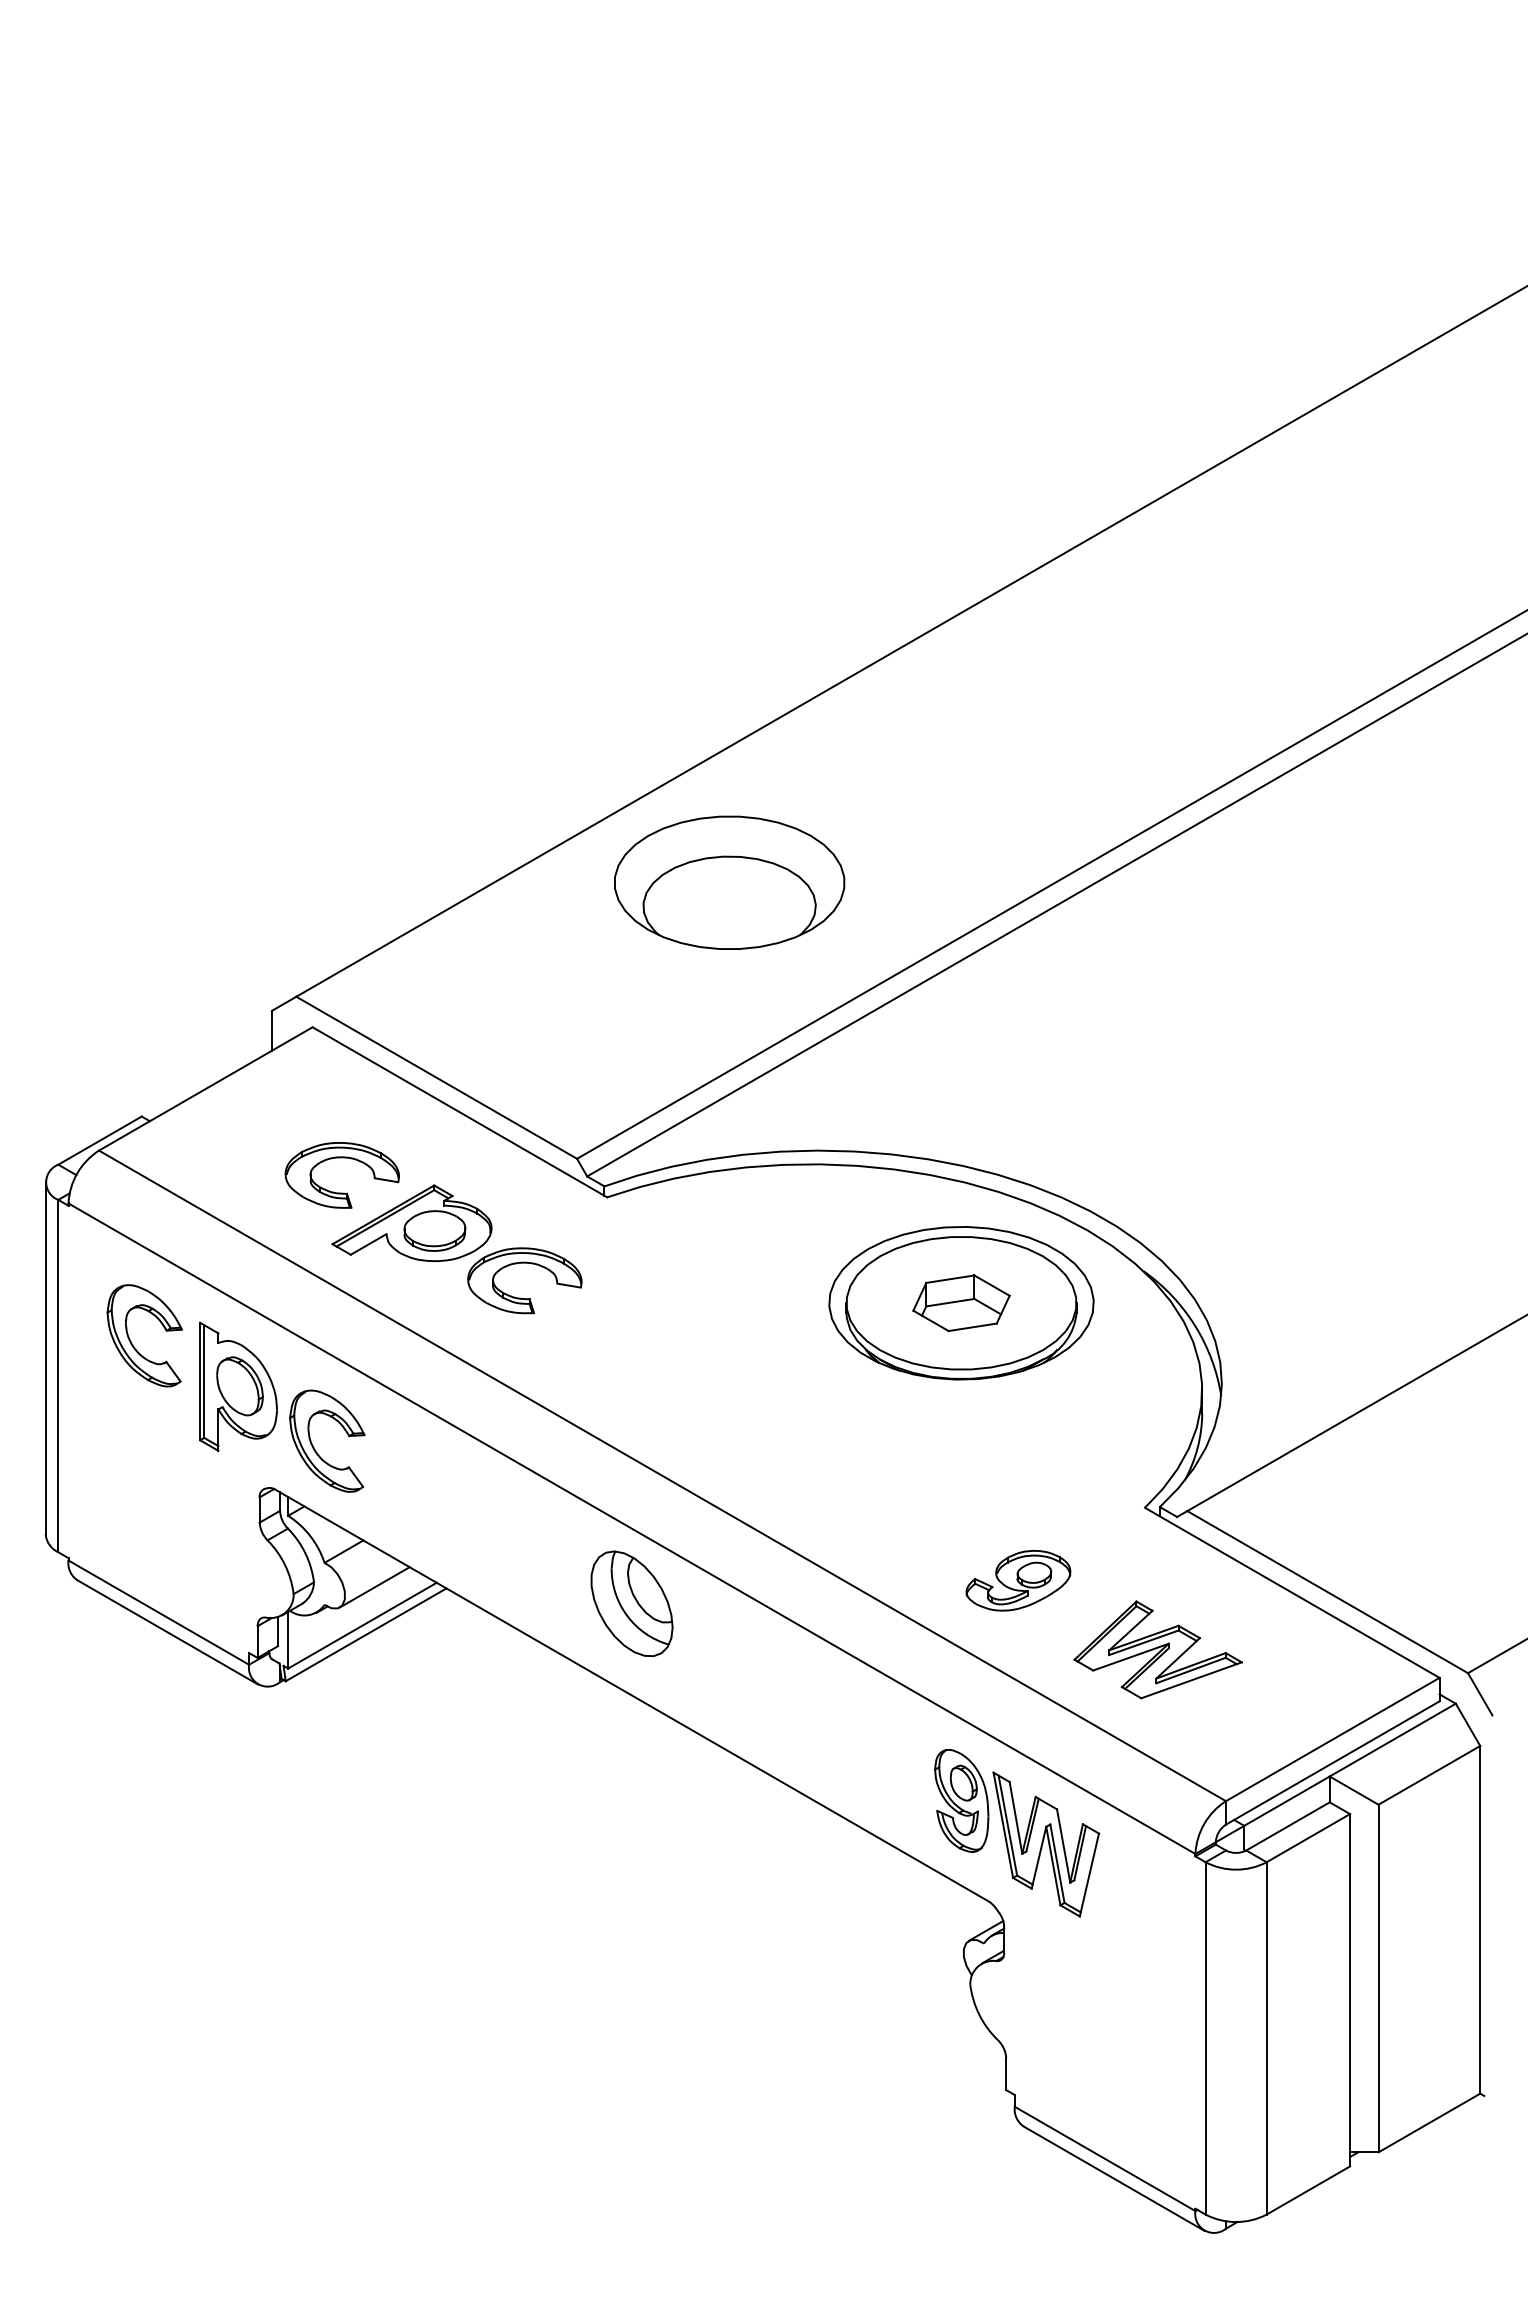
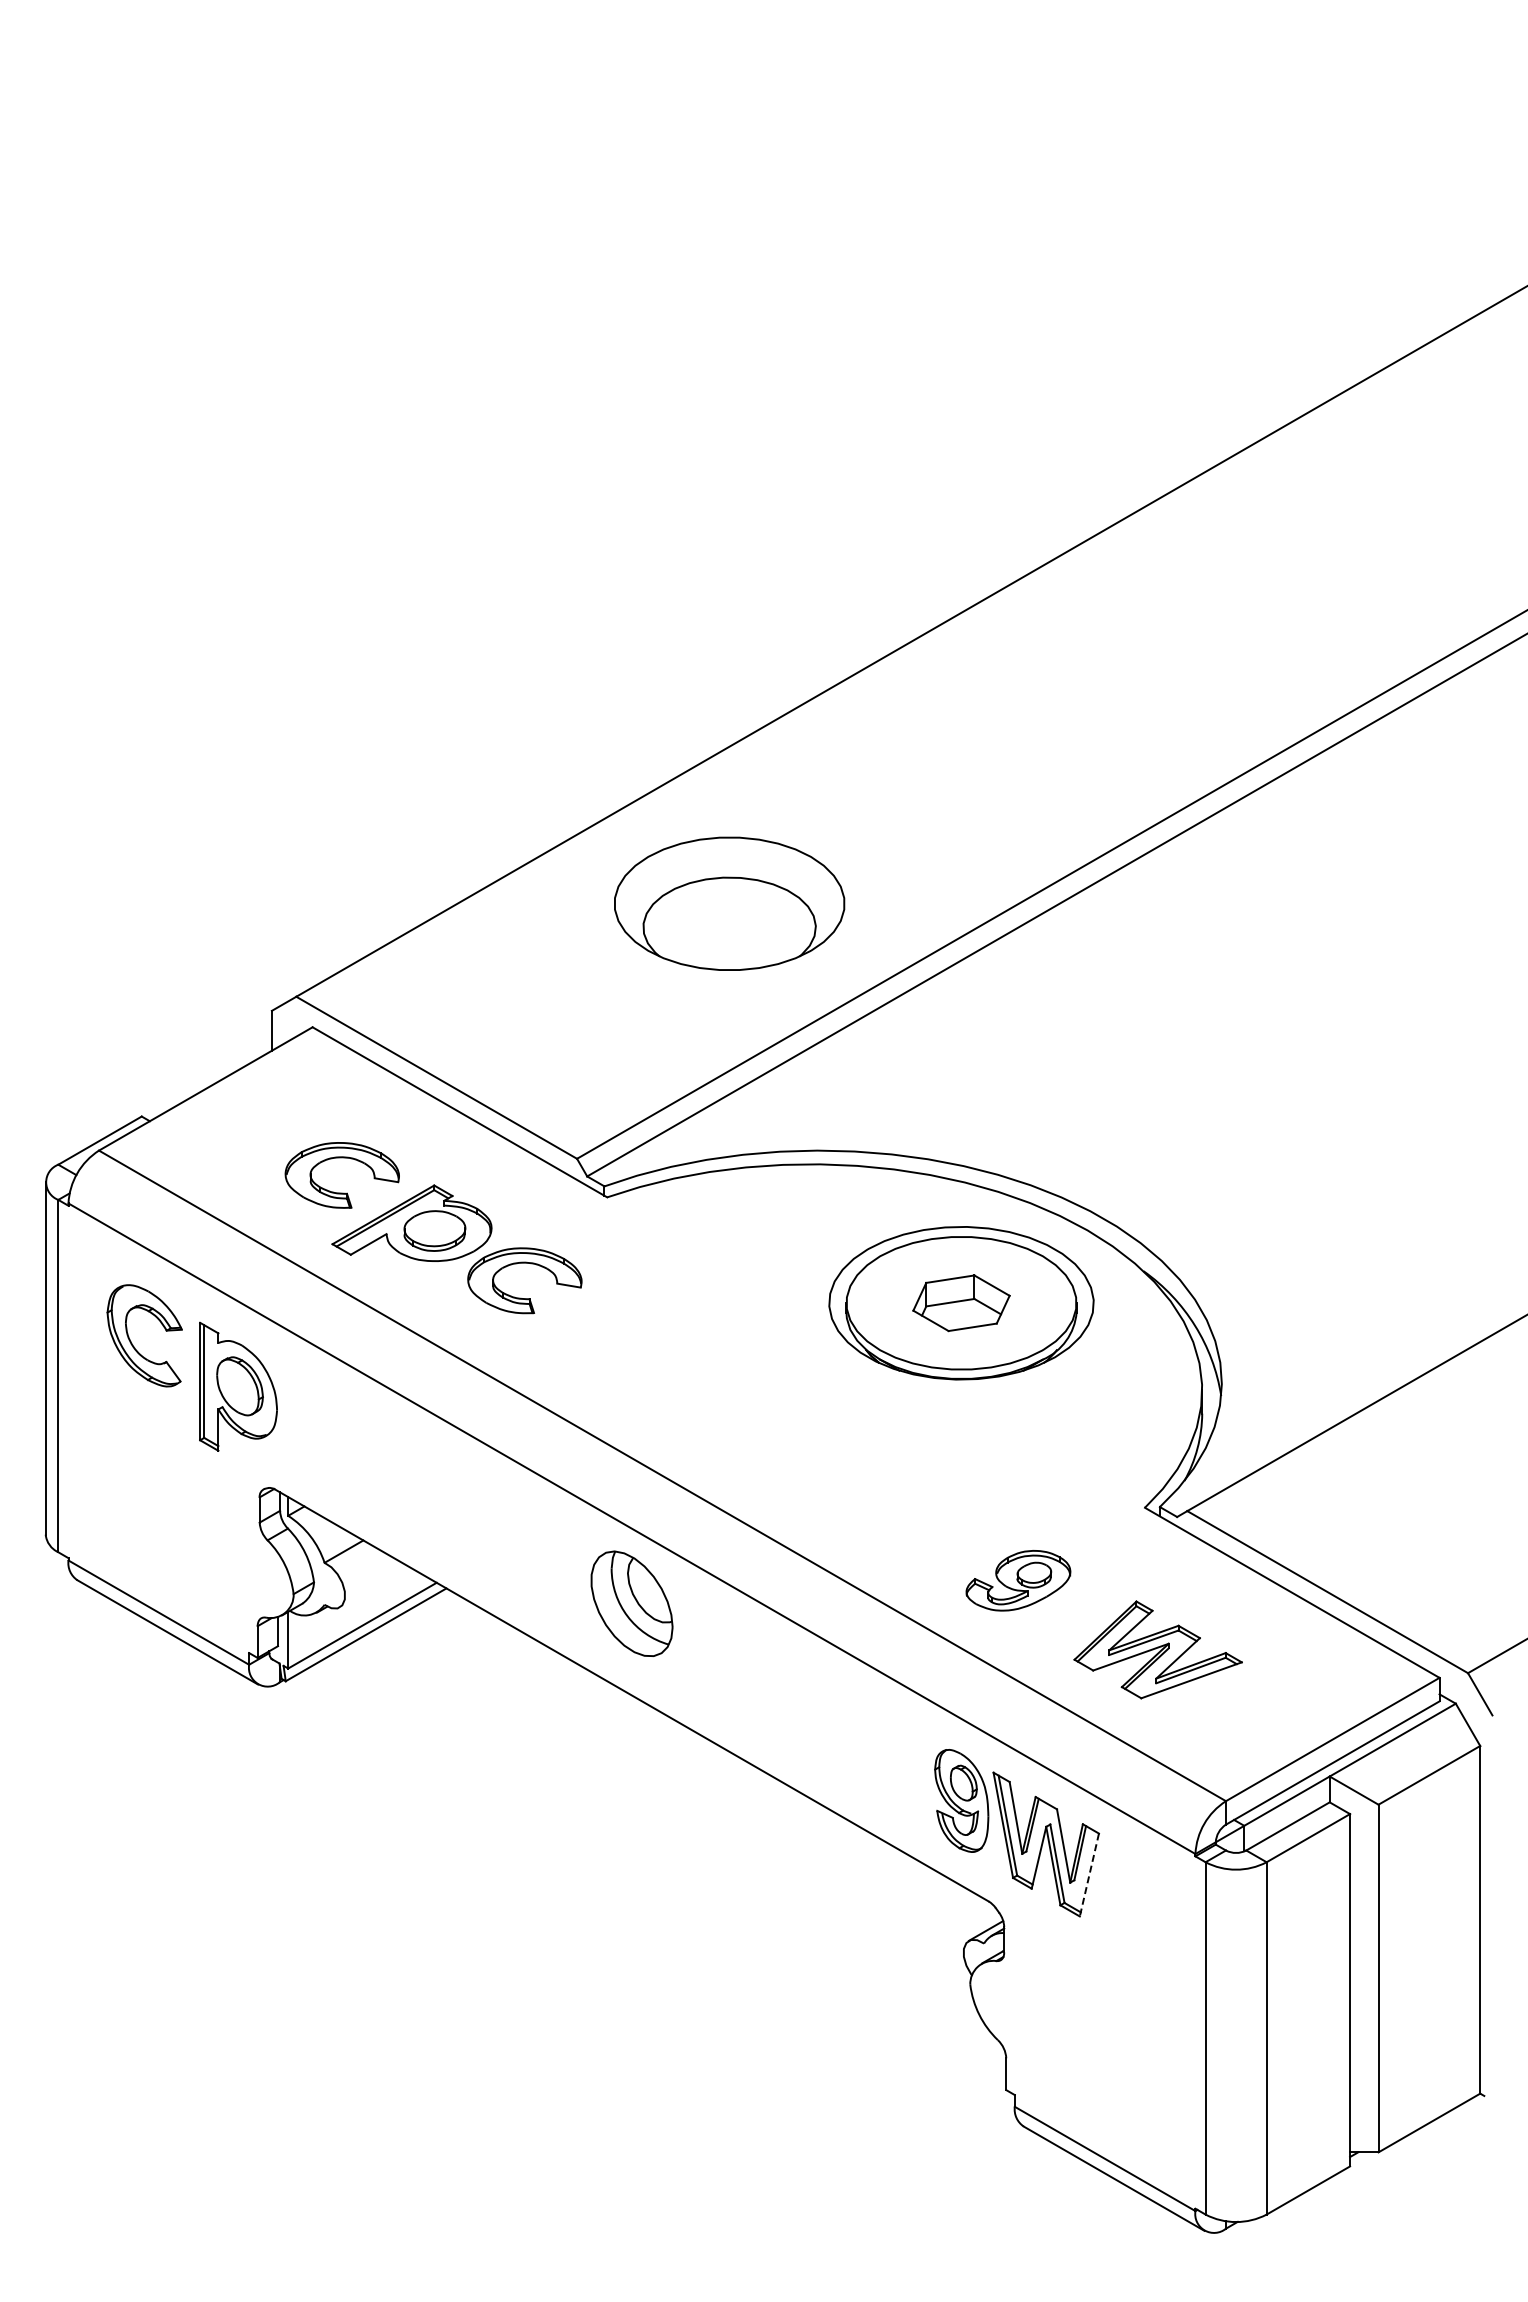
part position: (729, 882) -> (729, 903) (729, 903)
part: present -> none (314, 1447)
line: present -> none (374, 1587)
line: solid -> dashed (1089, 1875)
